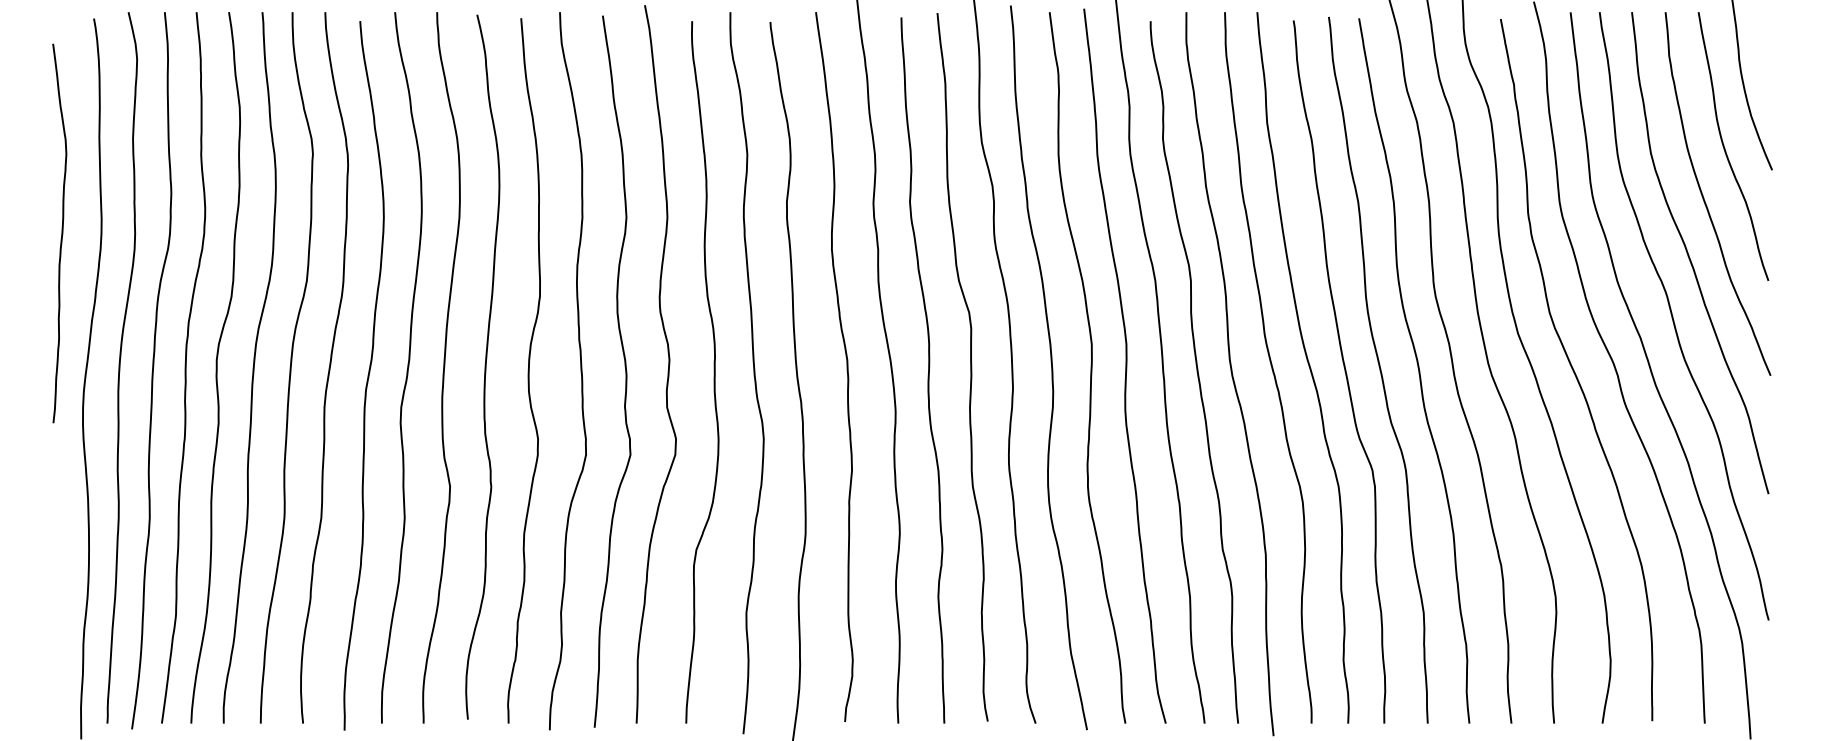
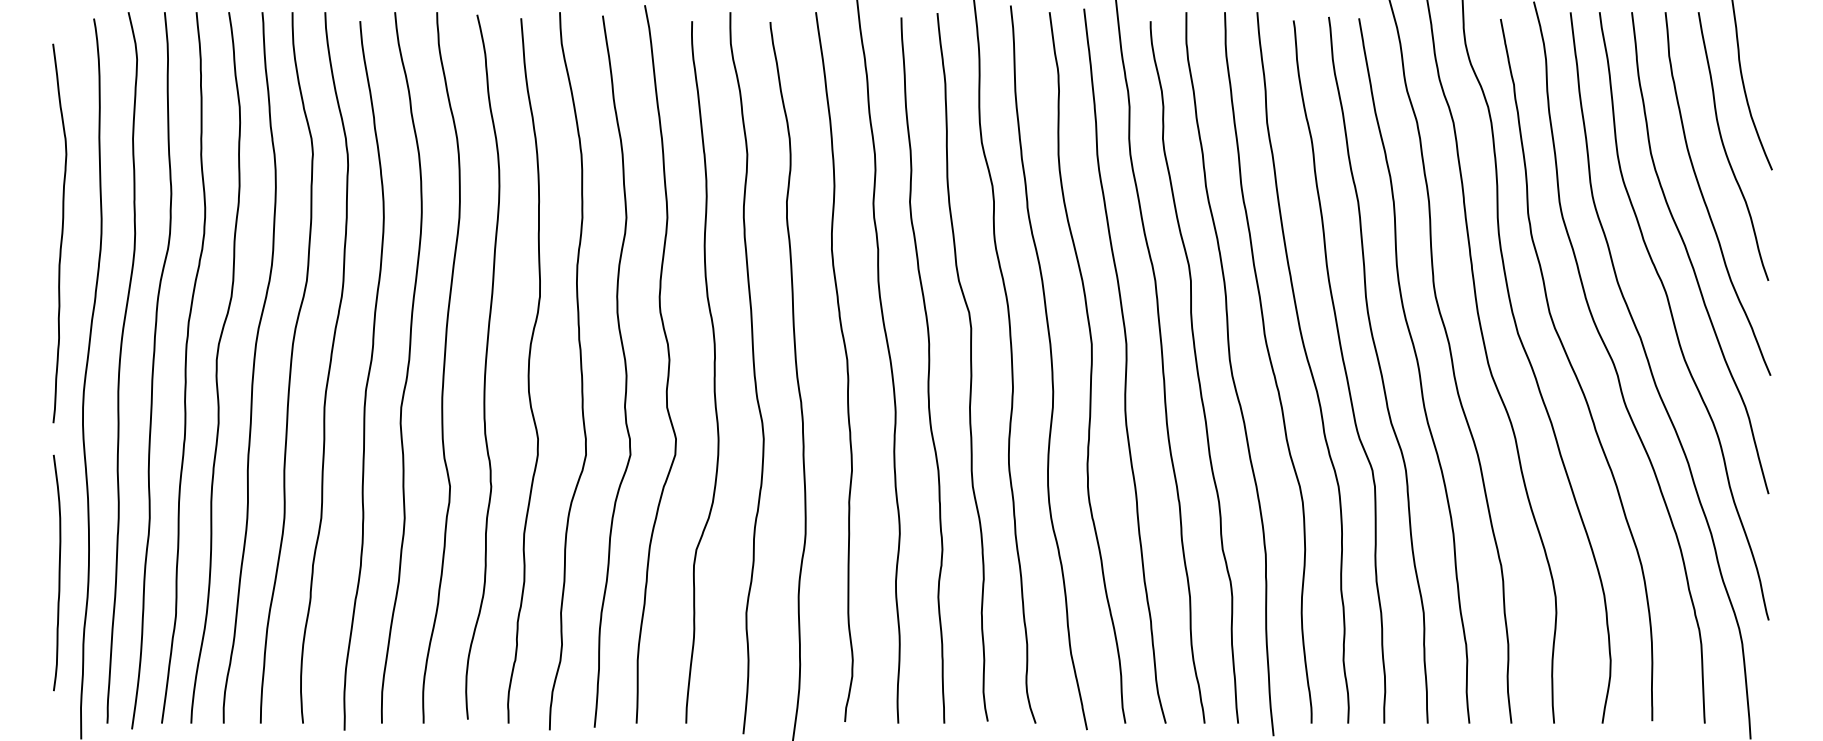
curve: none -> present (58, 572)
